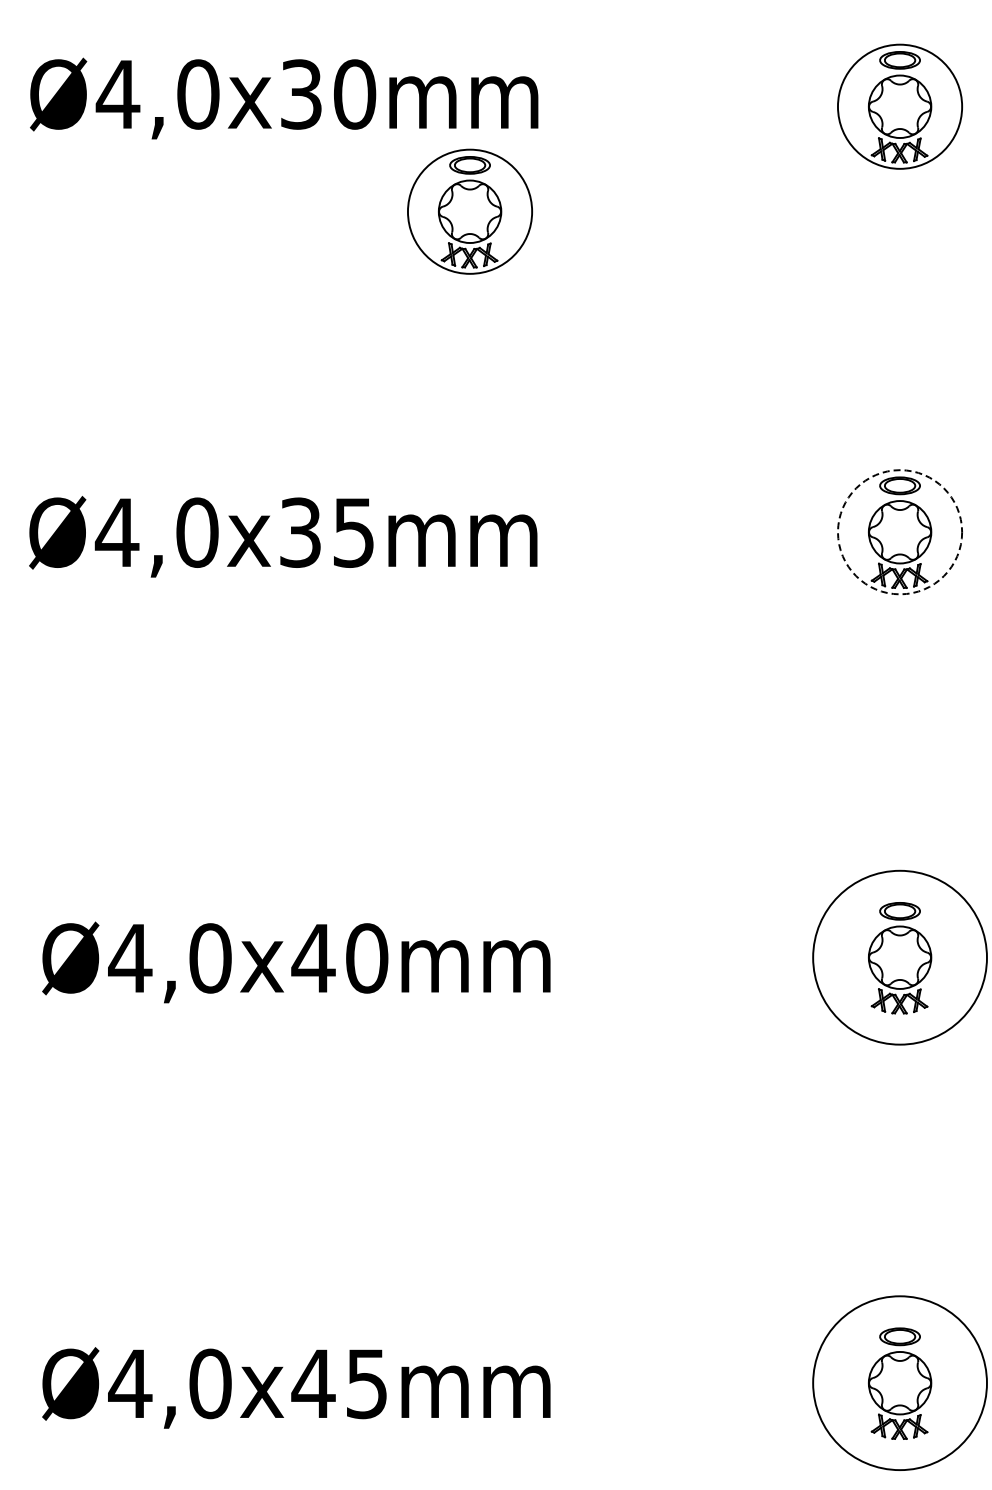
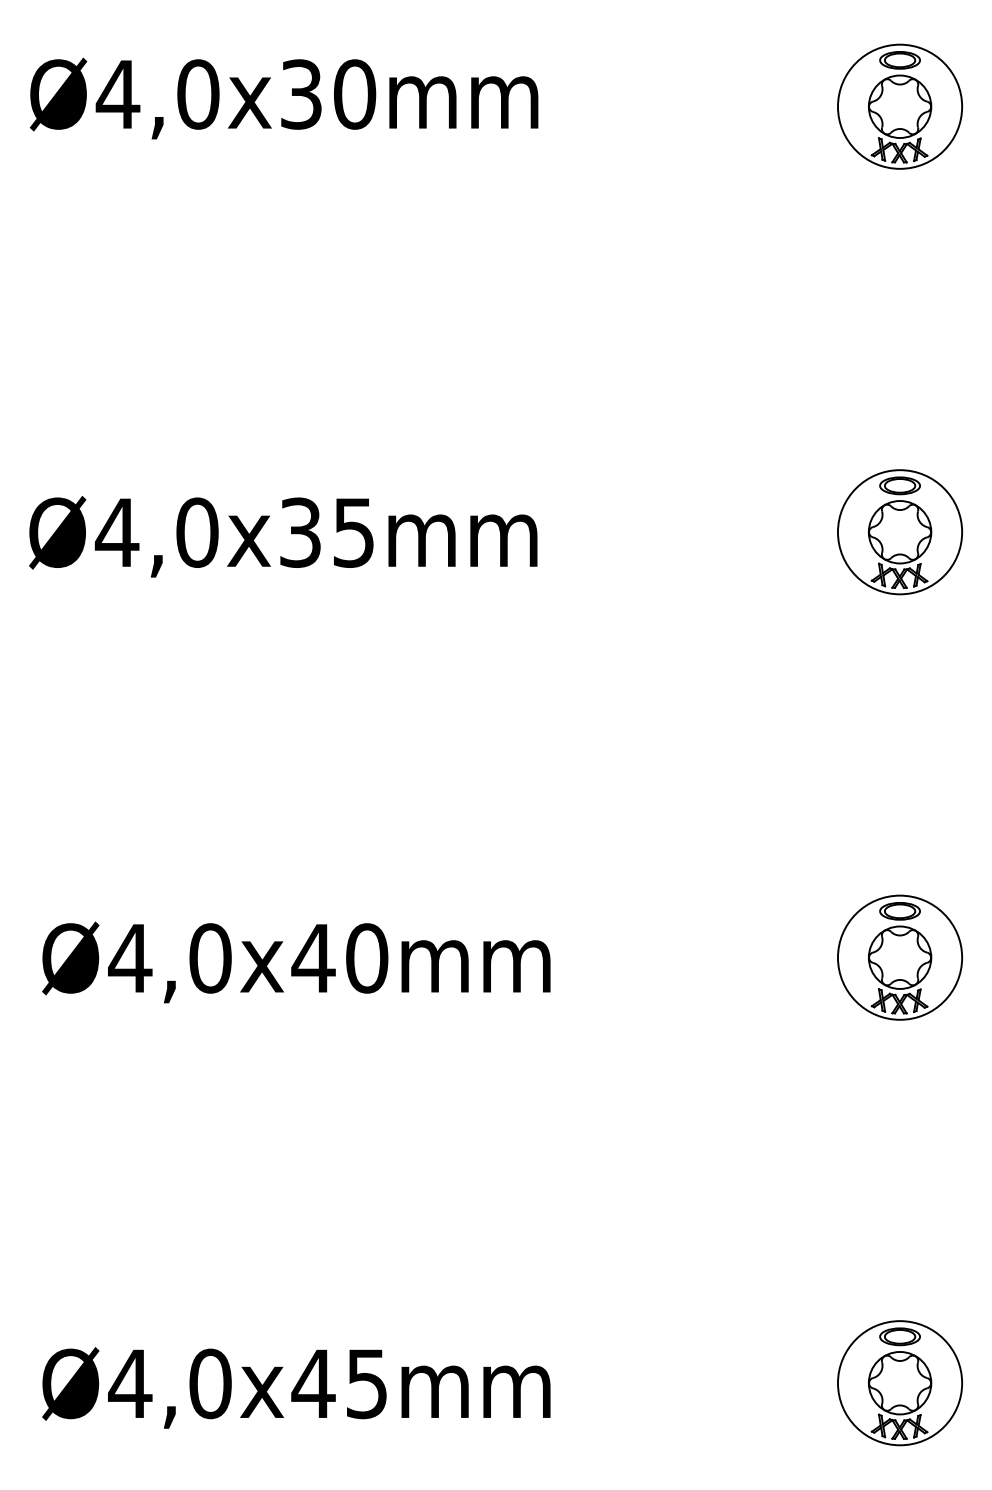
part: present -> none (469, 211)
circle: dashed -> solid (899, 532)
circle diameter: 174 px -> 124 px (899, 957)
circle diameter: 174 px -> 124 px (899, 1383)
